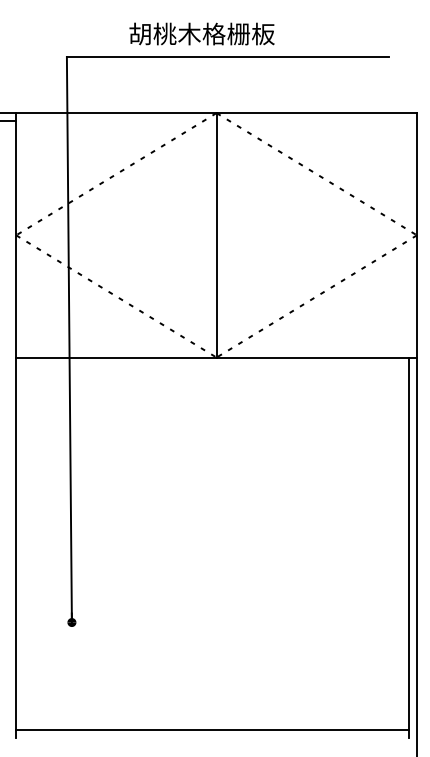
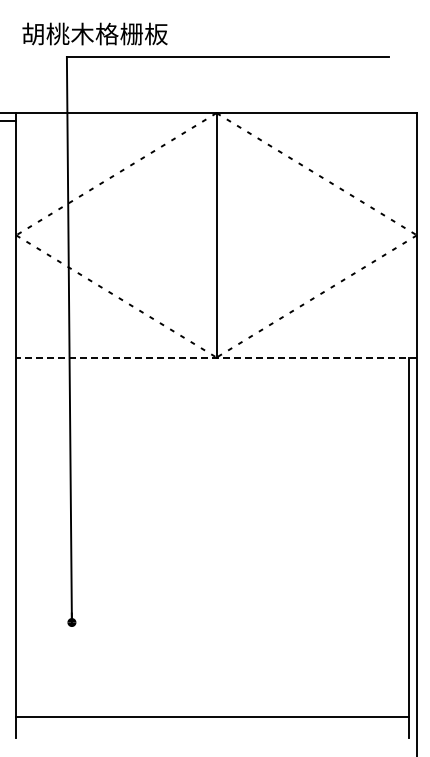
text position: (201, 33) -> (94, 33) (94, 33)
line: solid -> dashed (216, 357)
line position: (212, 730) -> (212, 717) (212, 717)
